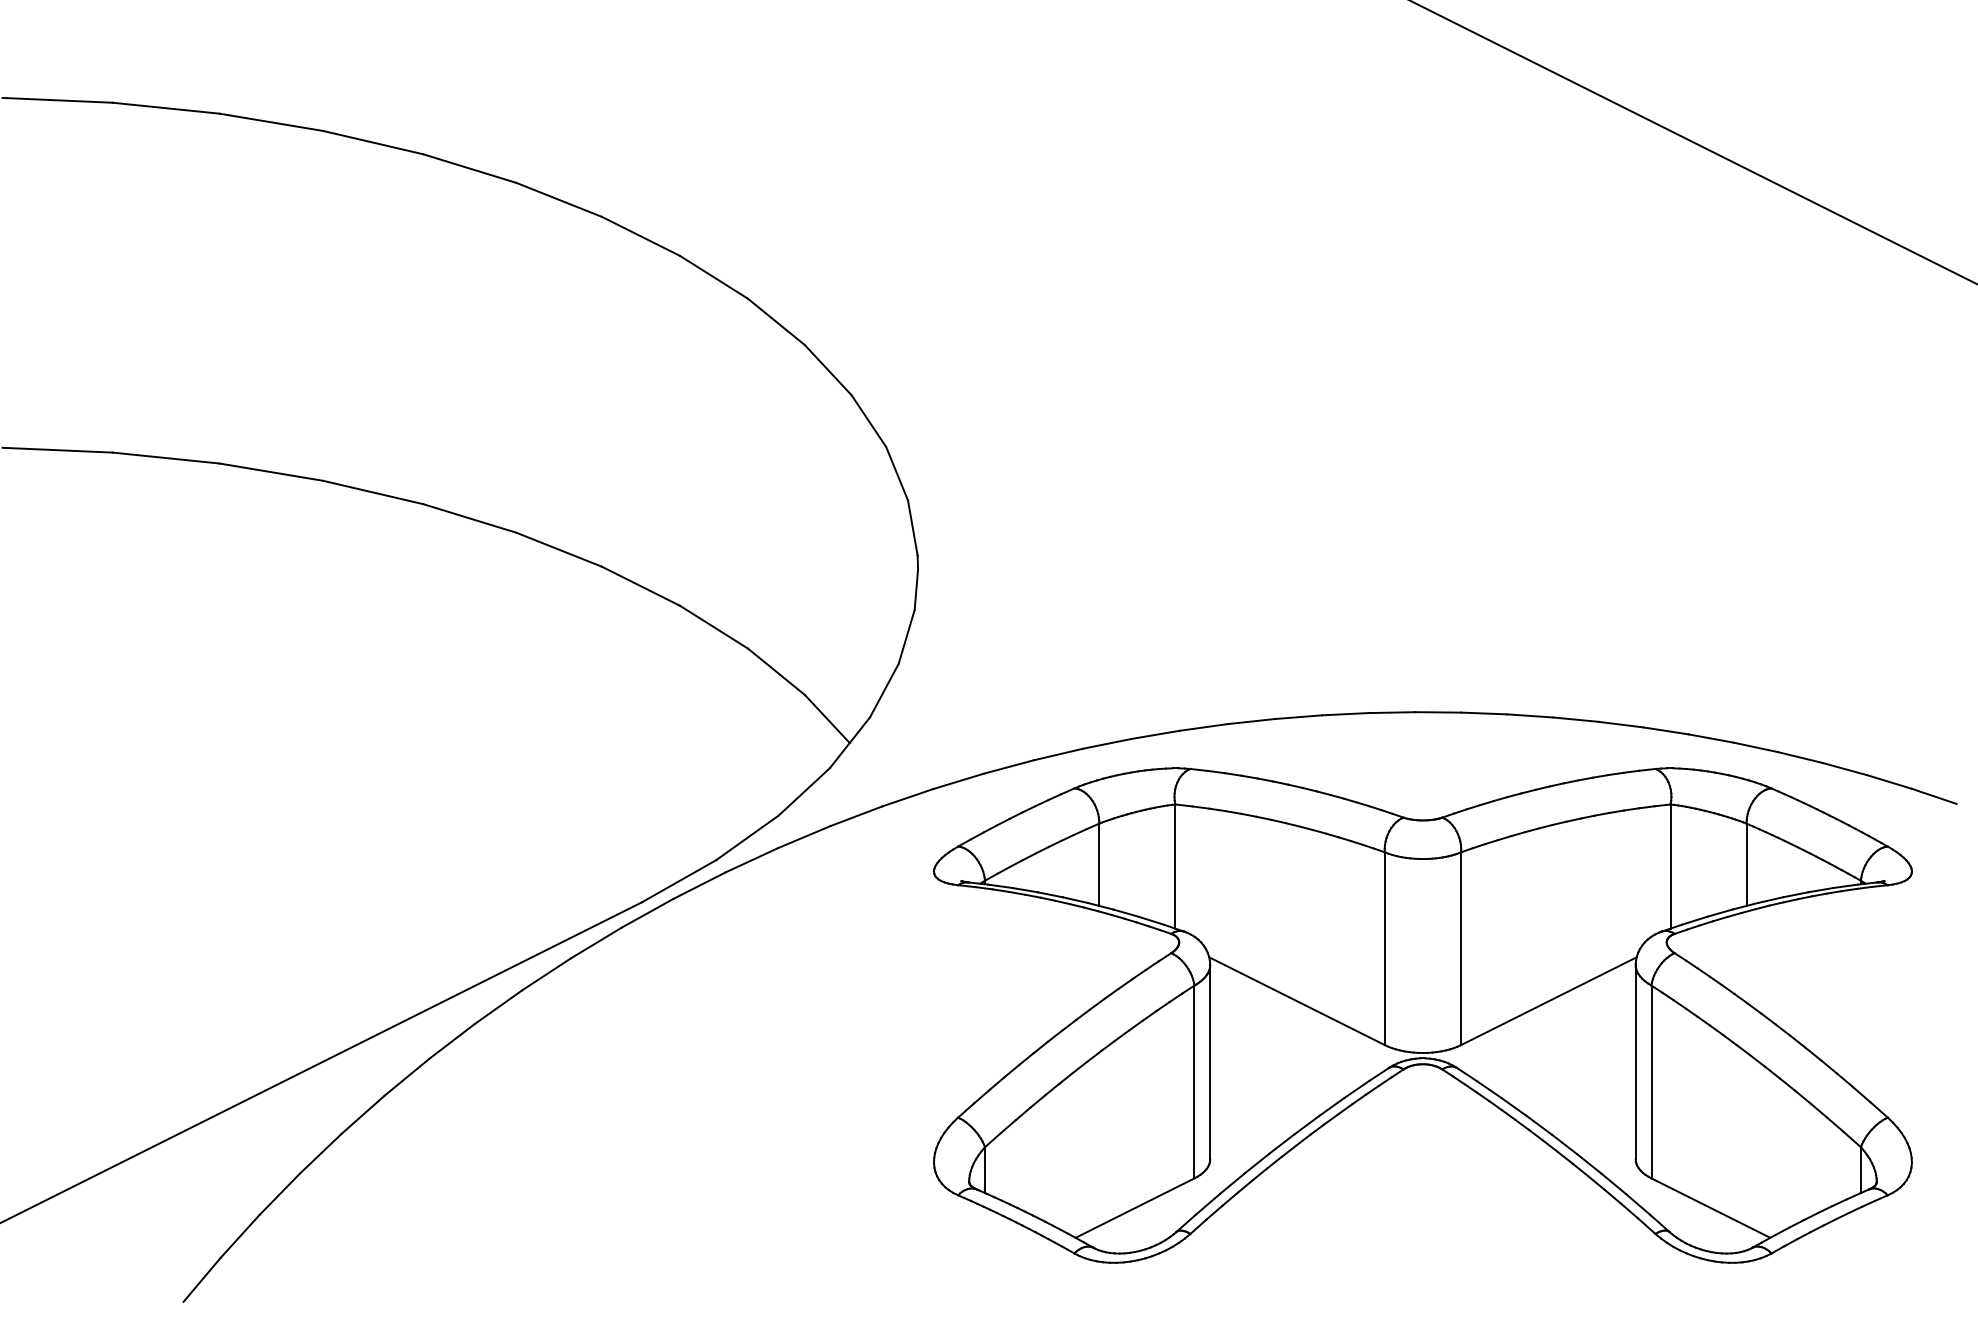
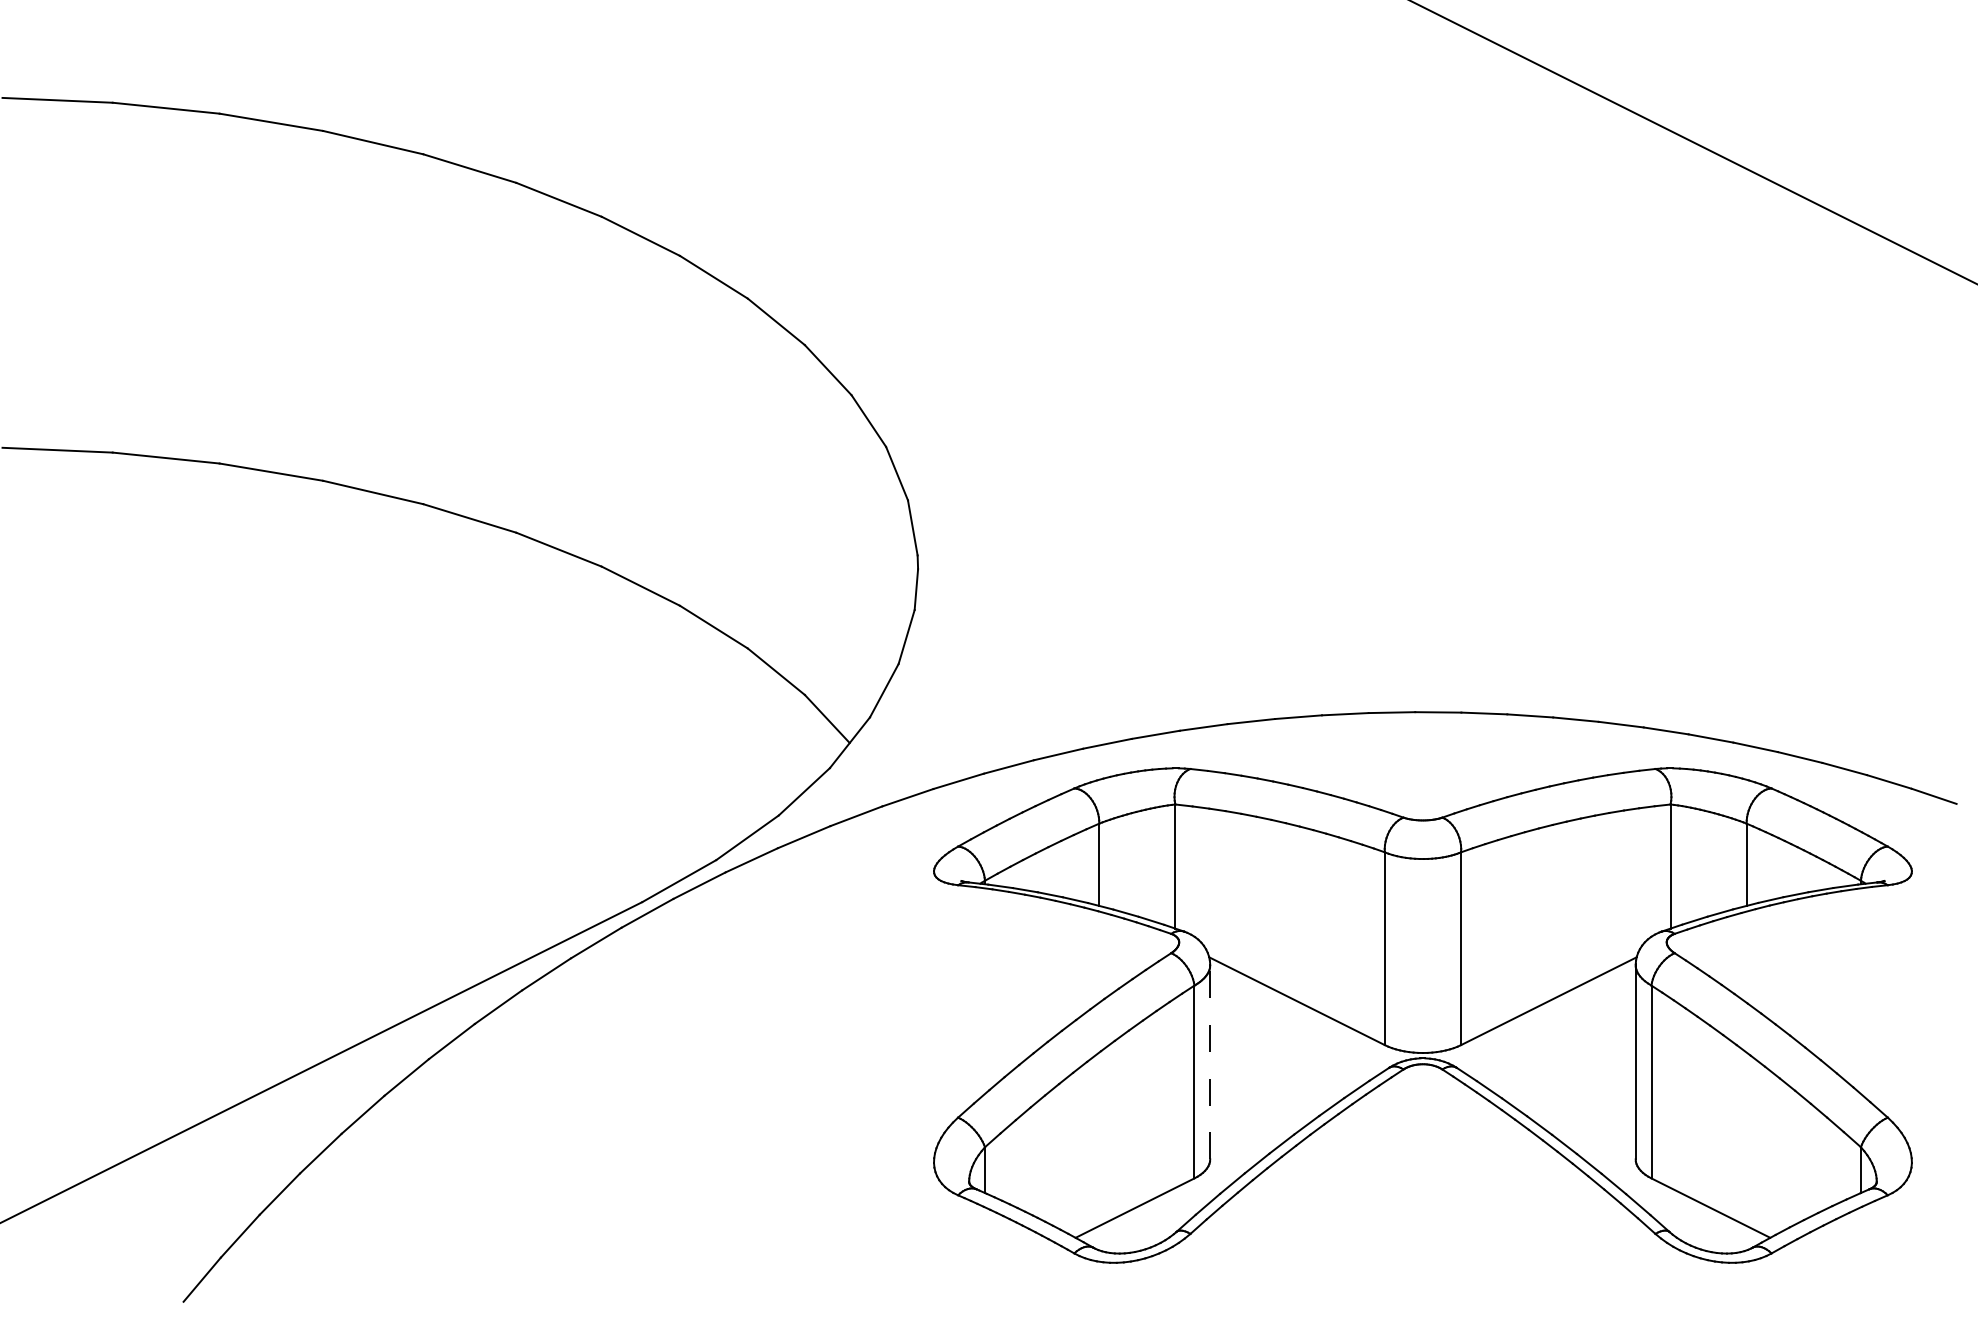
line: solid -> dashed (1210, 1062)
